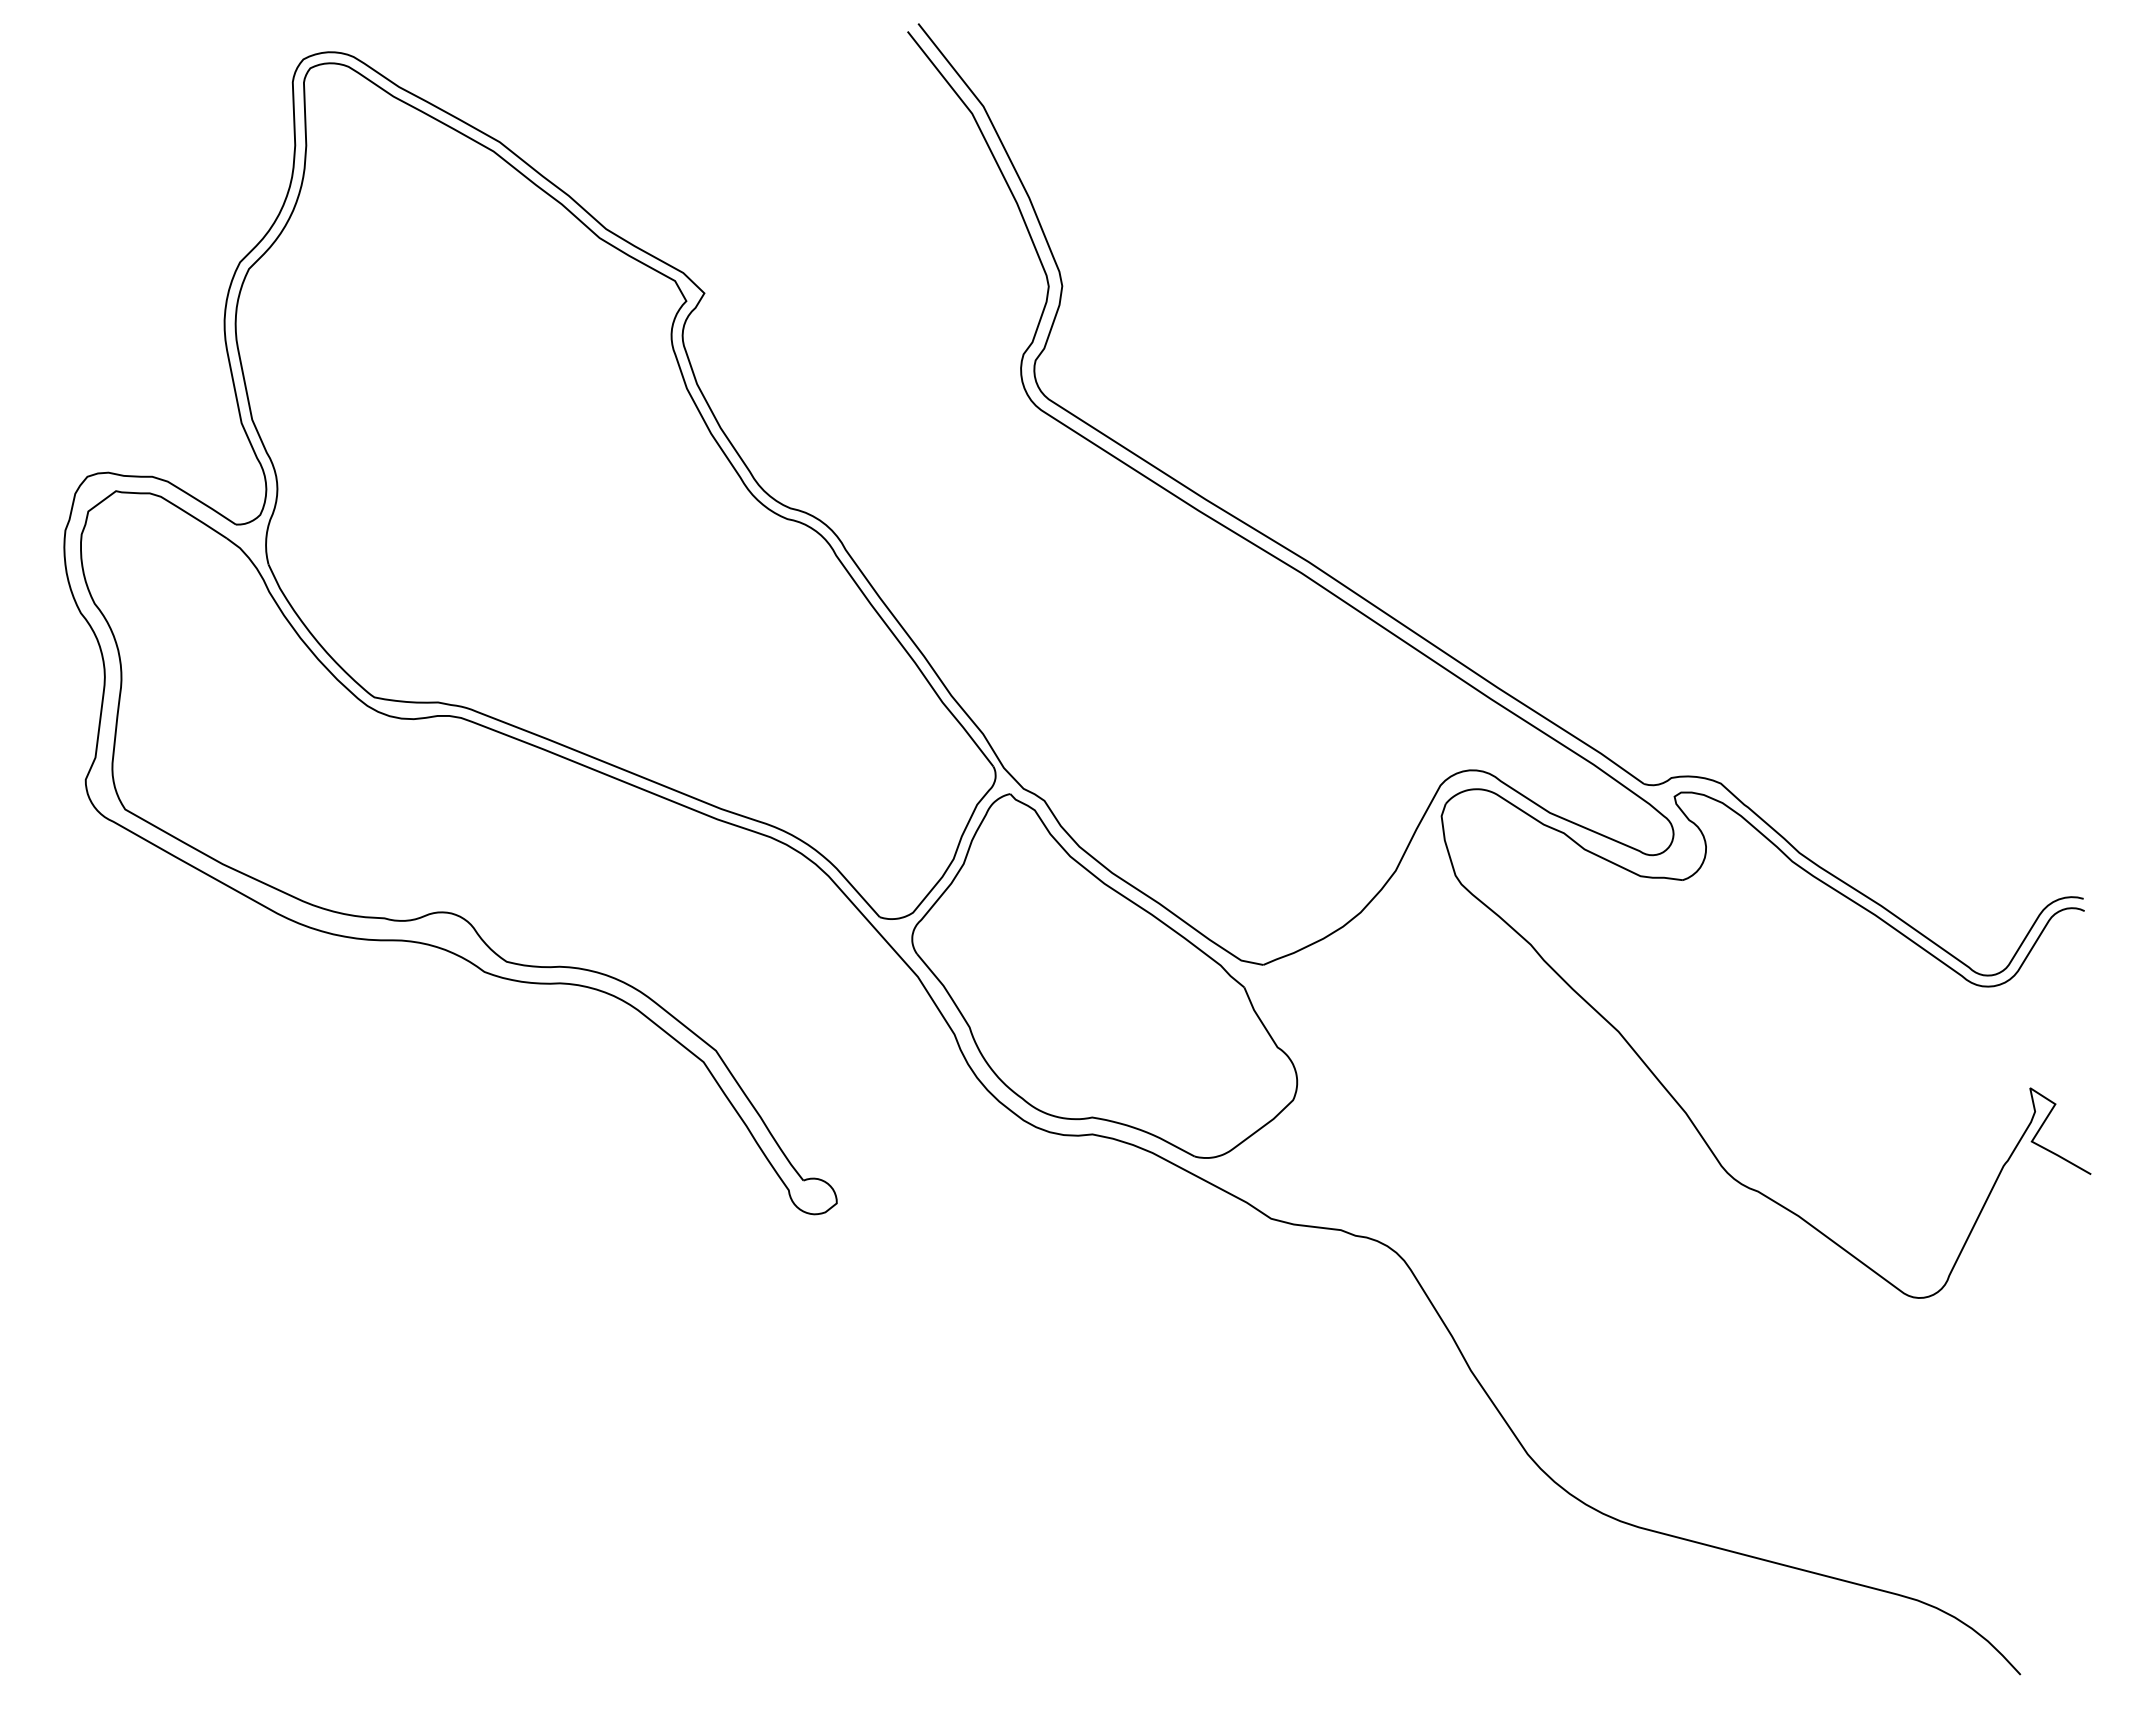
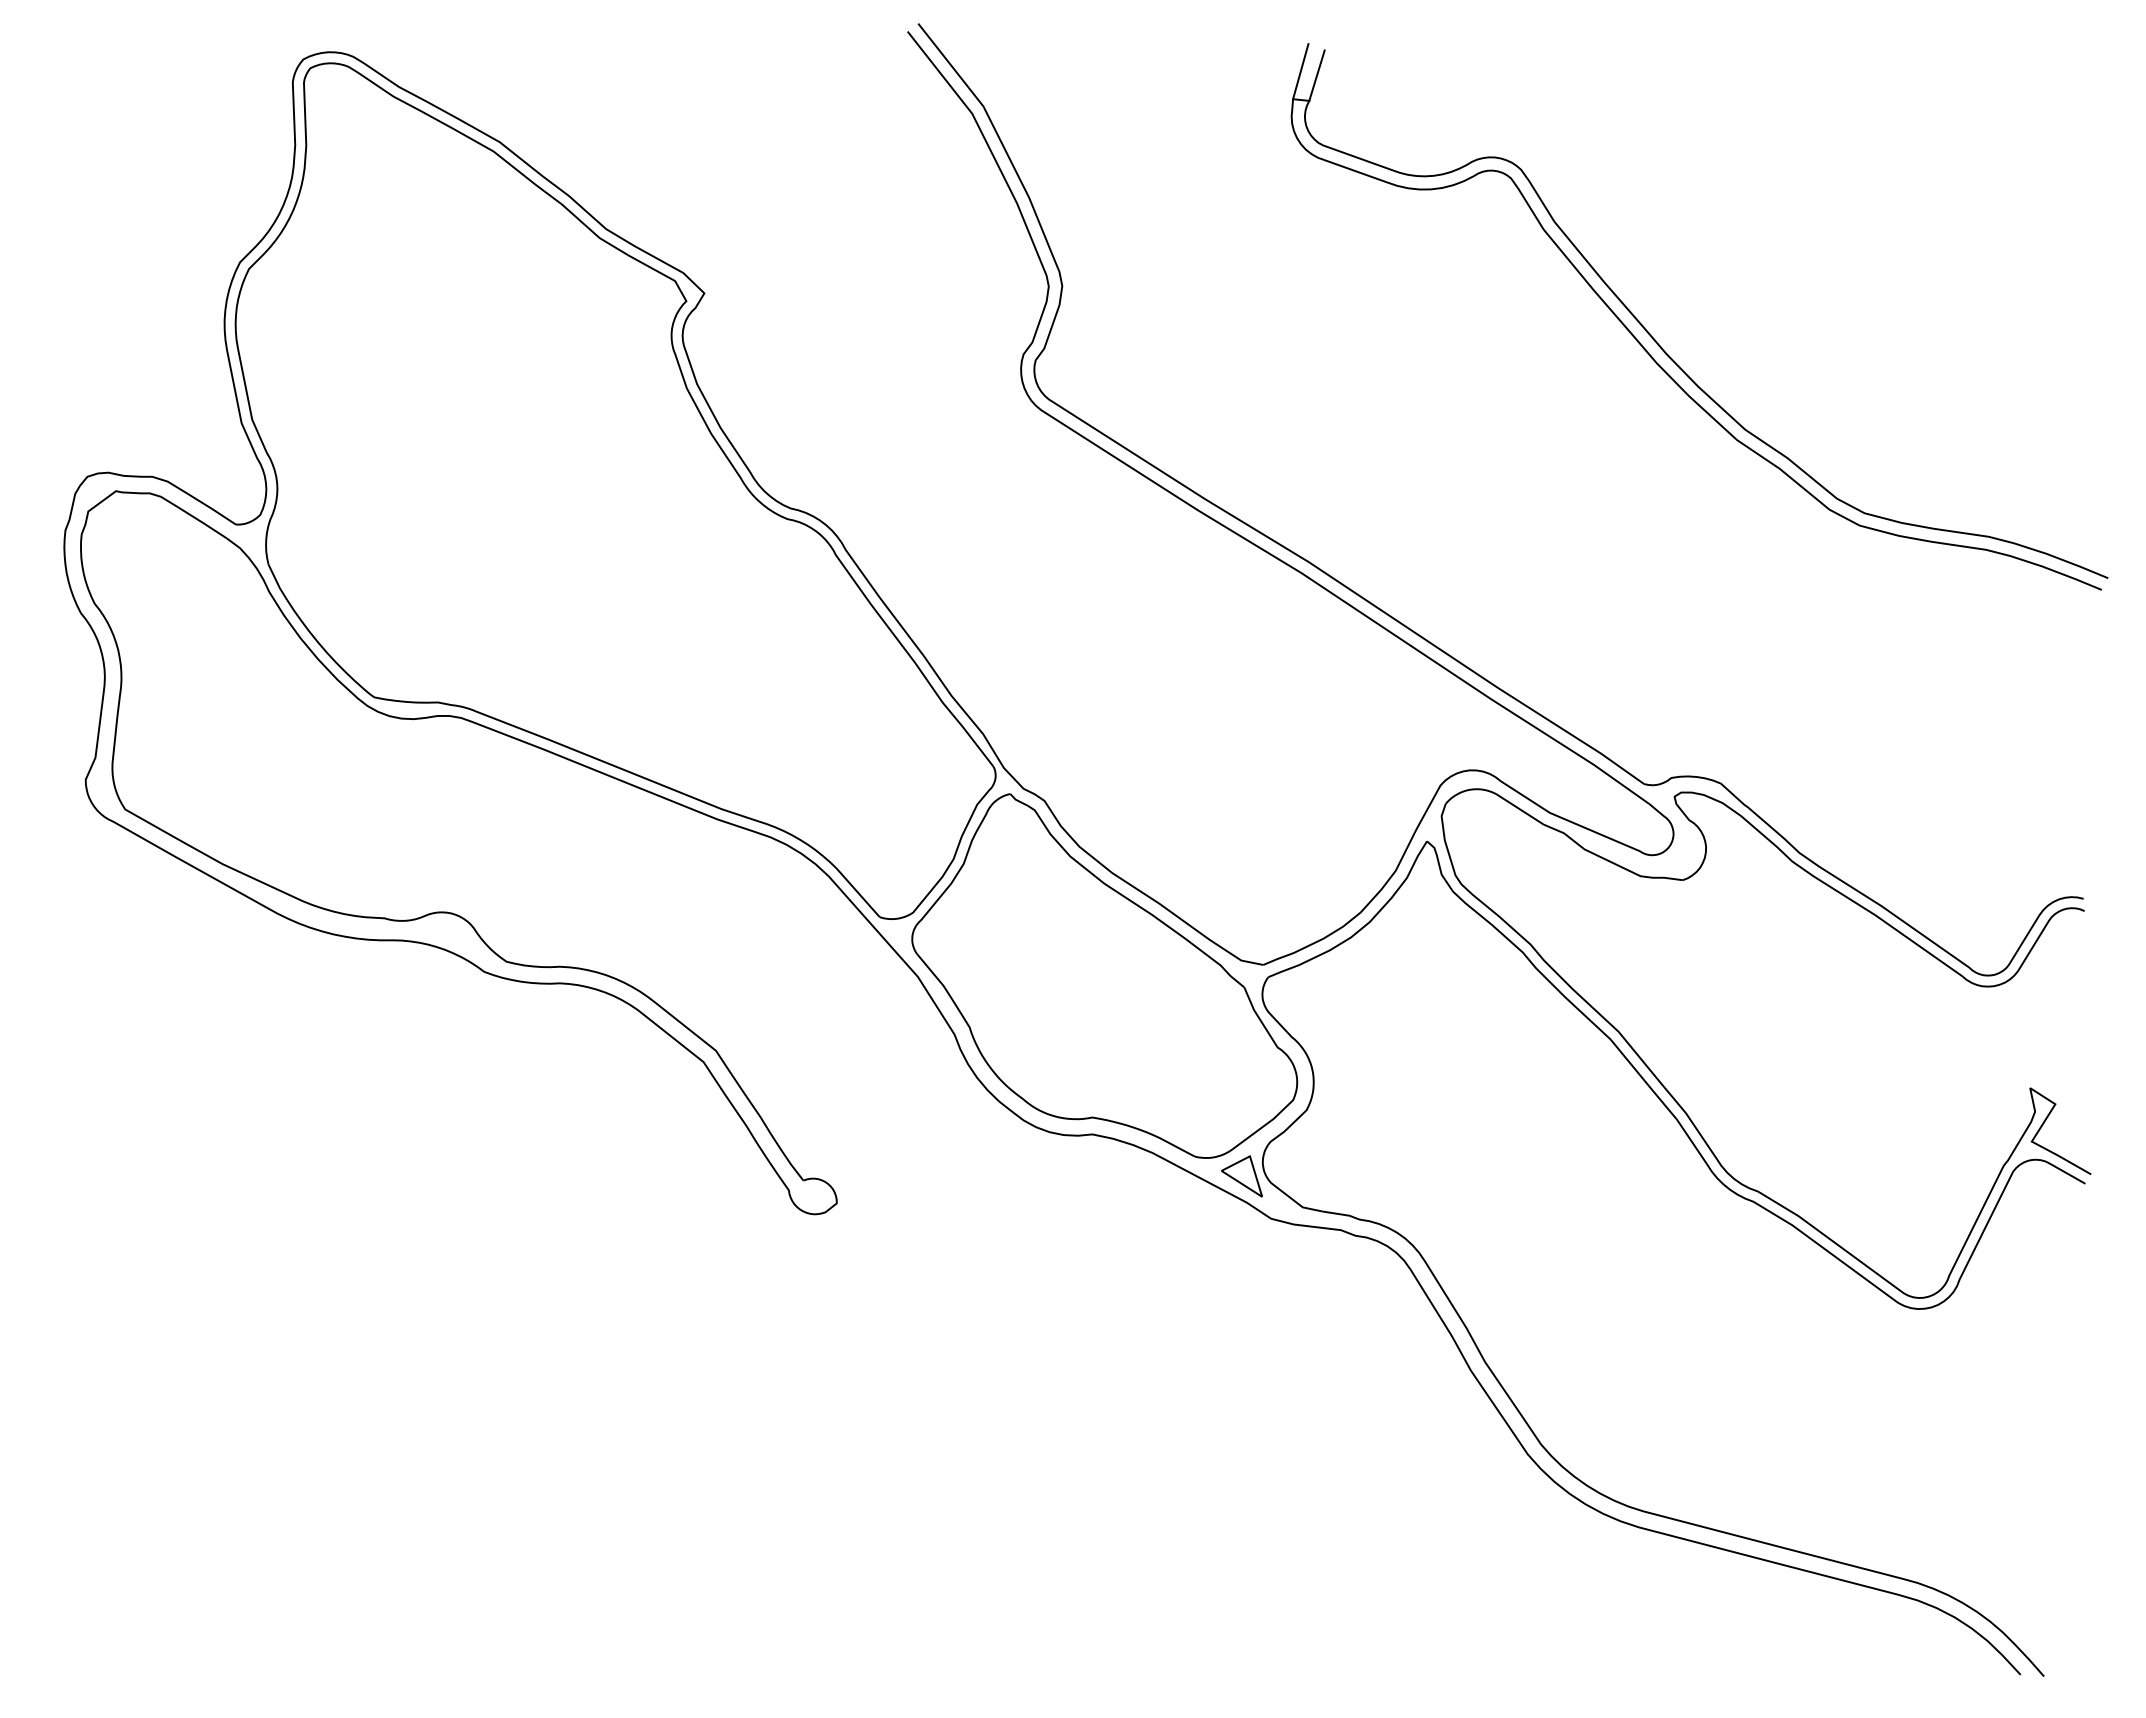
part: none -> present (1662, 347)
part: none -> present (1724, 1186)
